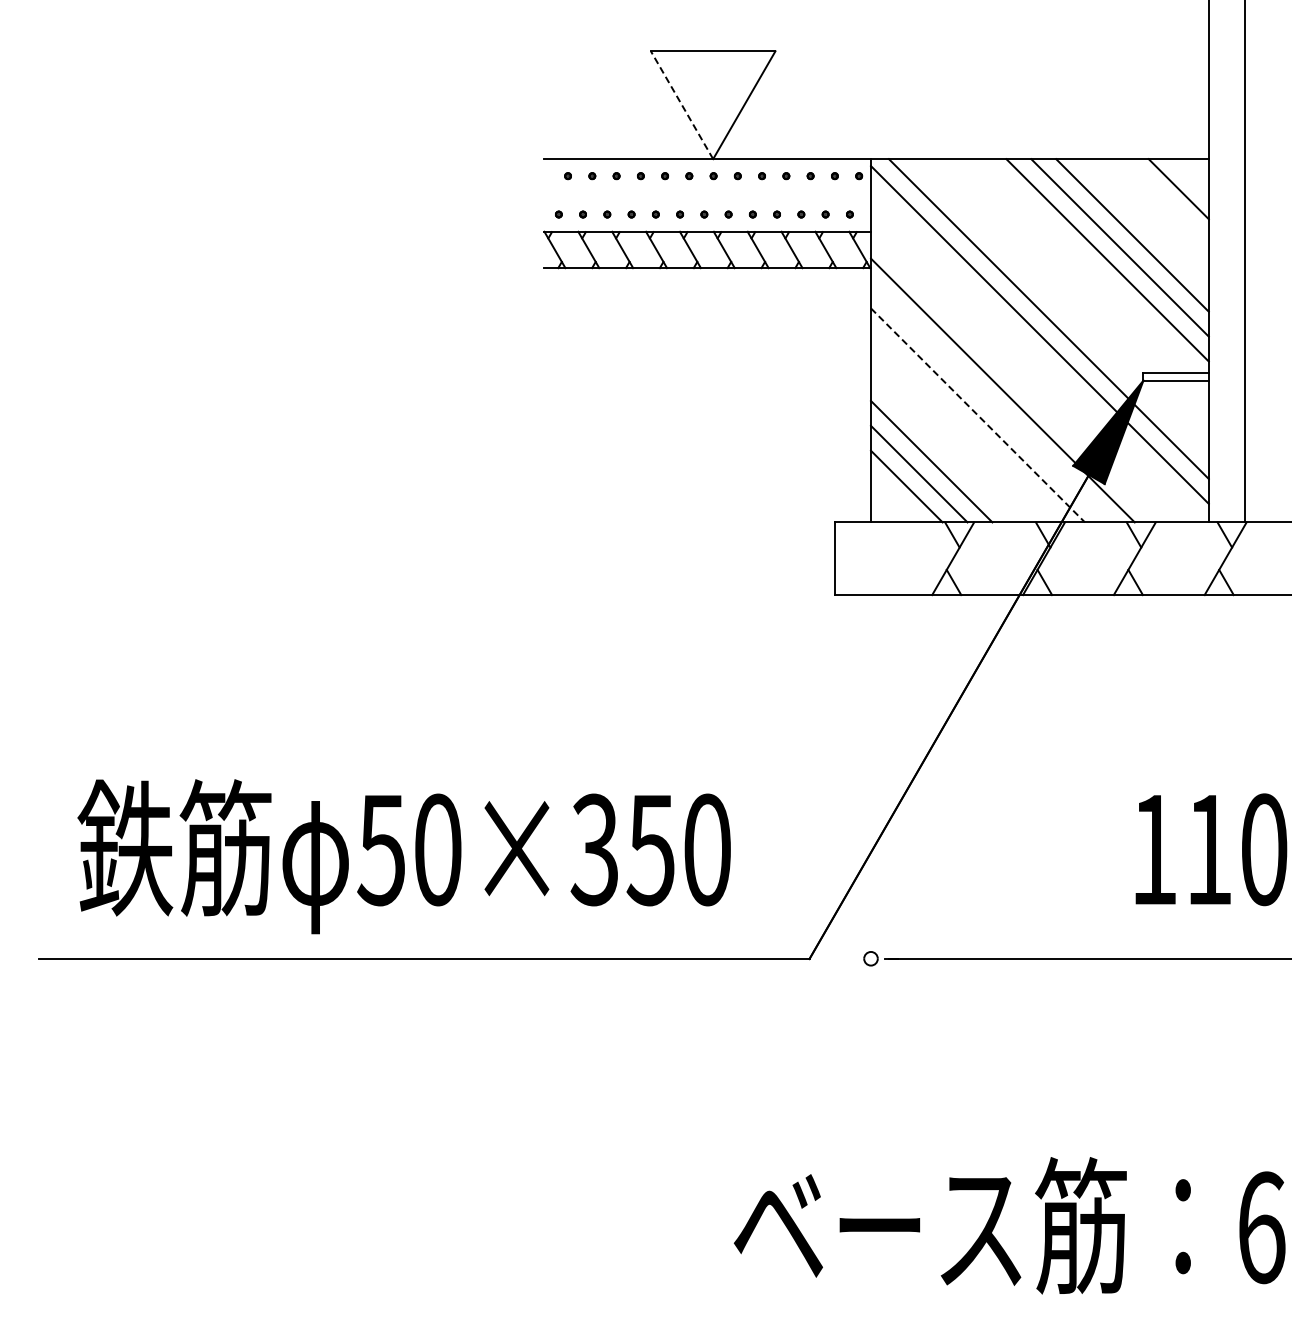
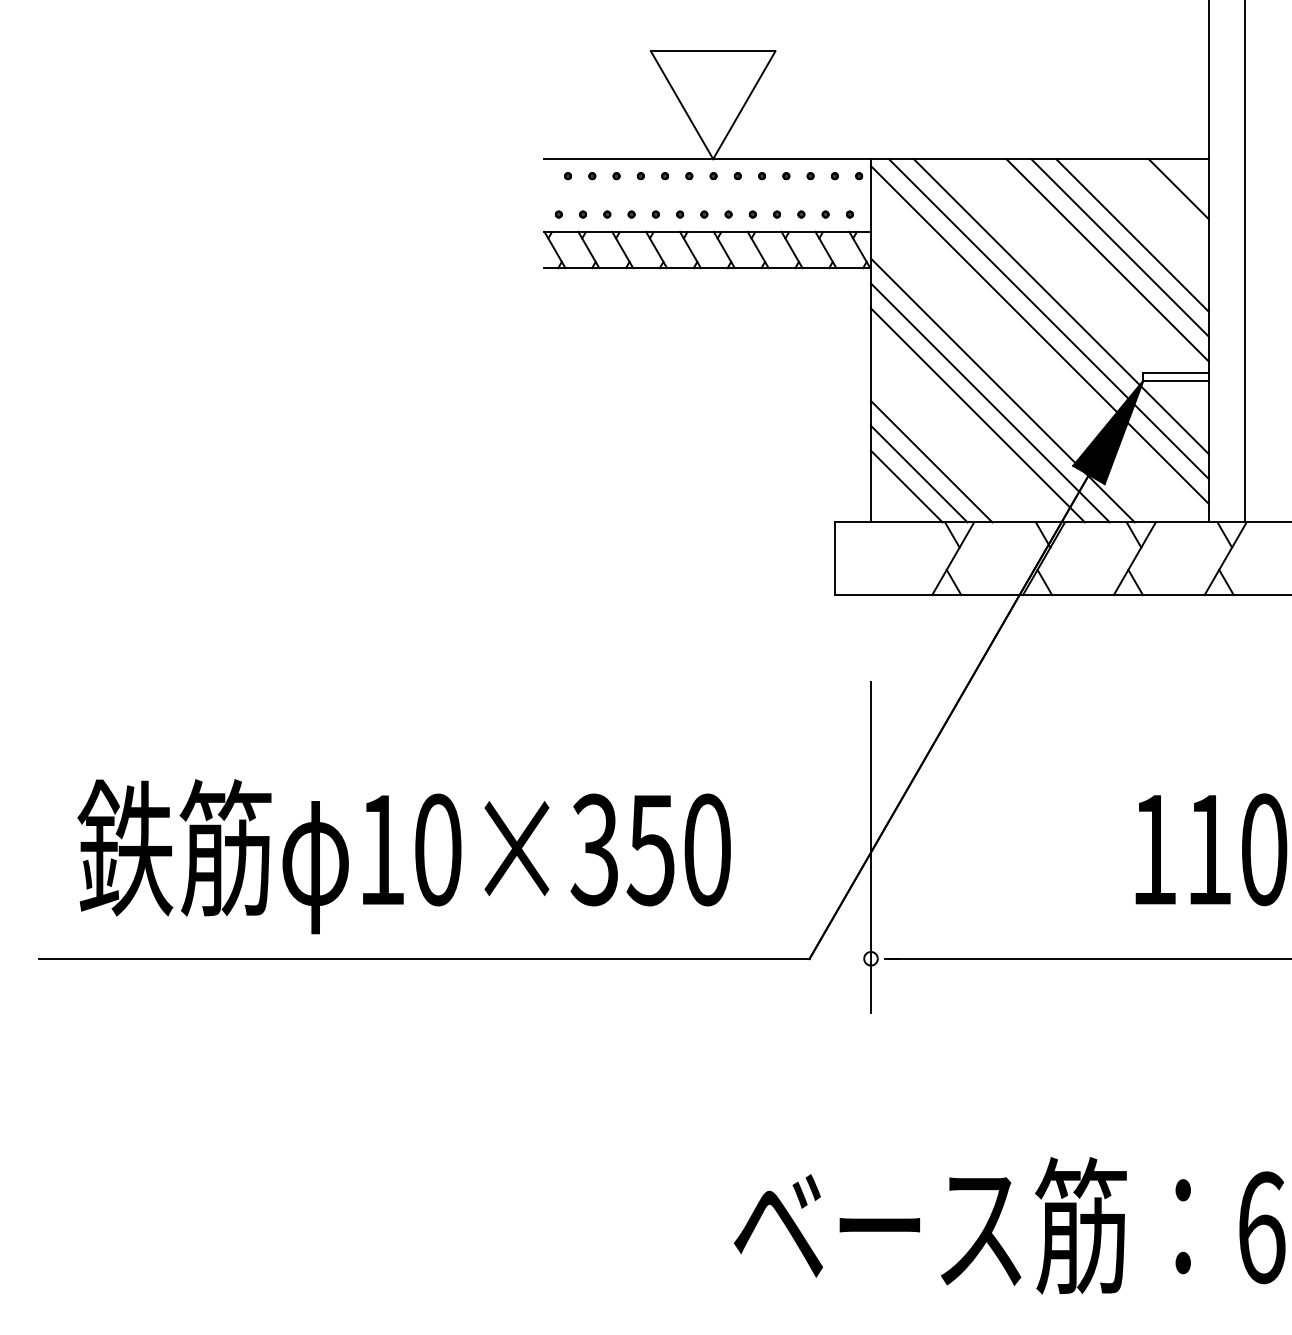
line: dashed -> solid (681, 104)
line: none -> present (1060, 306)
line: none -> present (990, 402)
line: dashed -> solid (978, 415)
line: none -> present (871, 847)
text: 50×350 -> 10×350 (380, 850)
